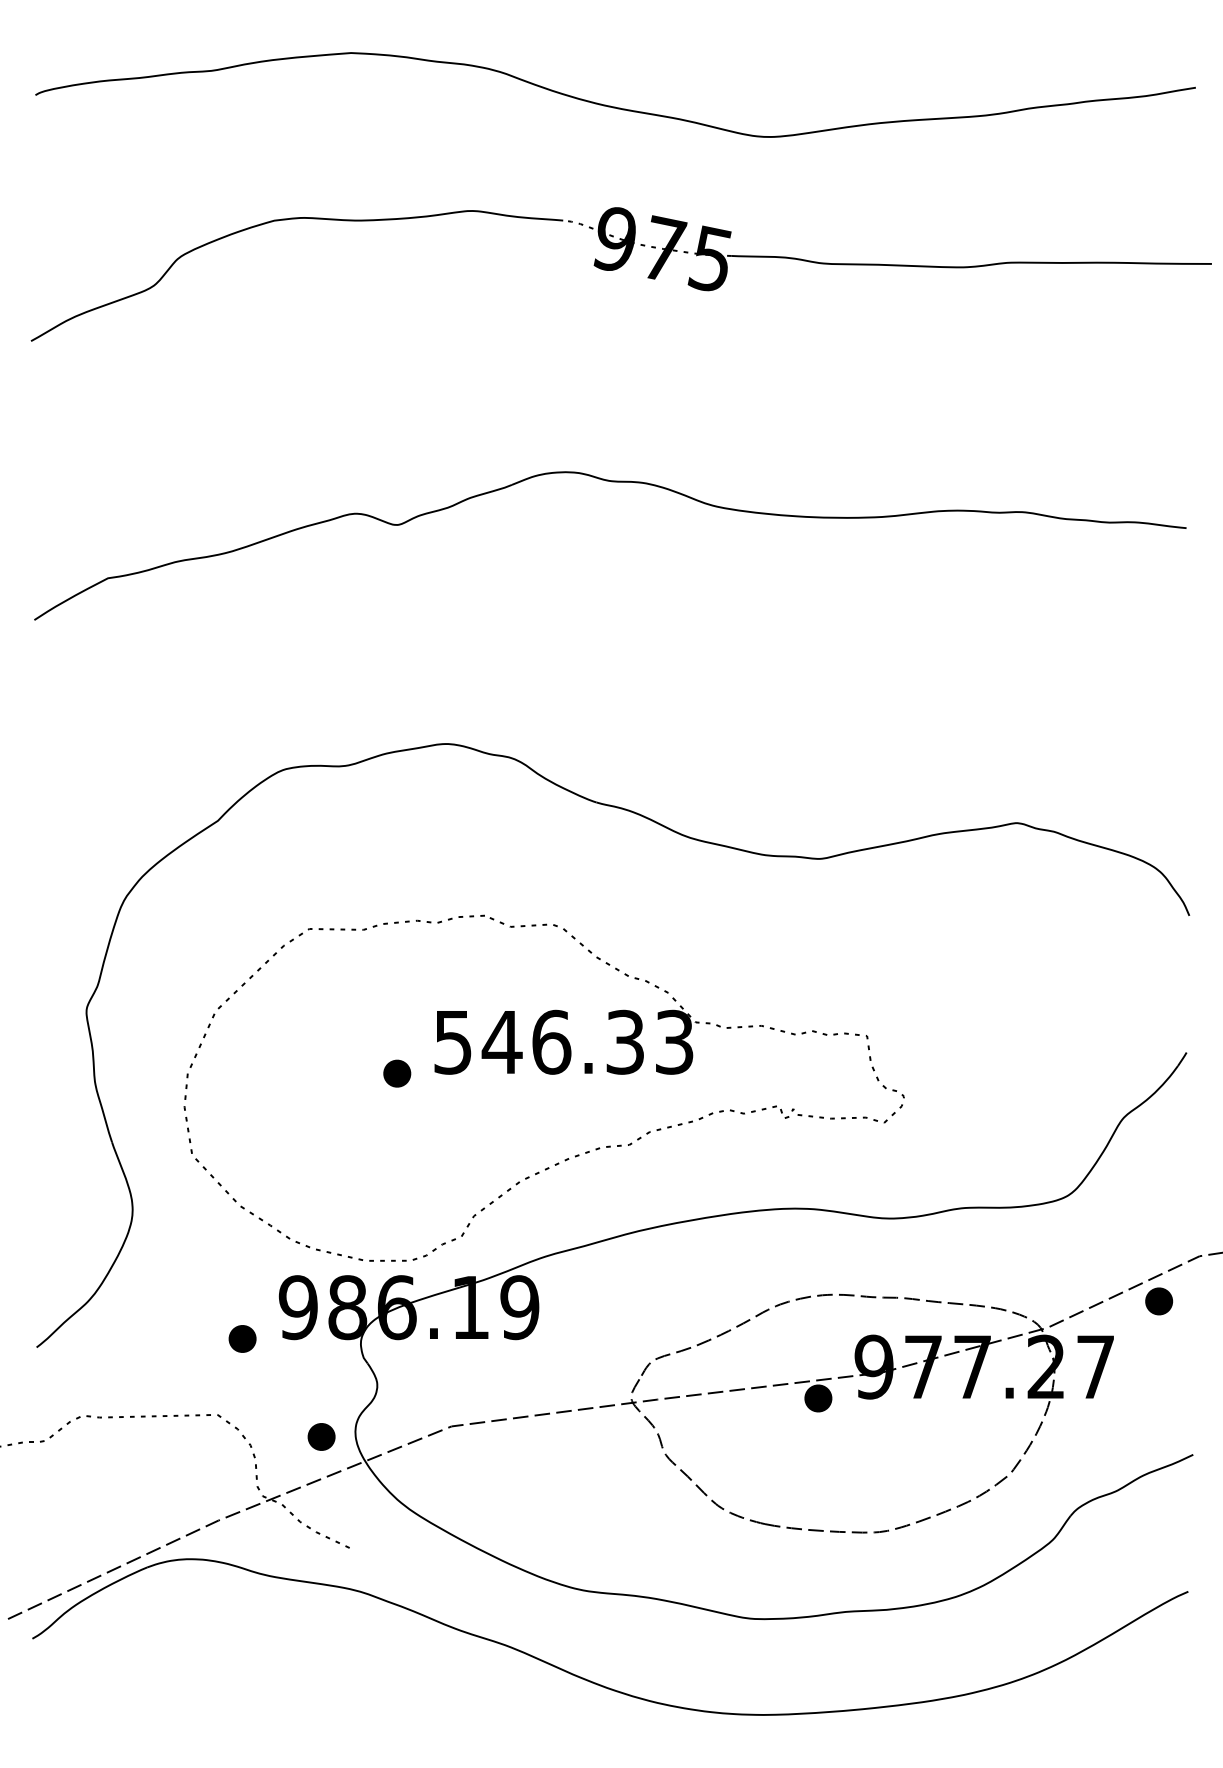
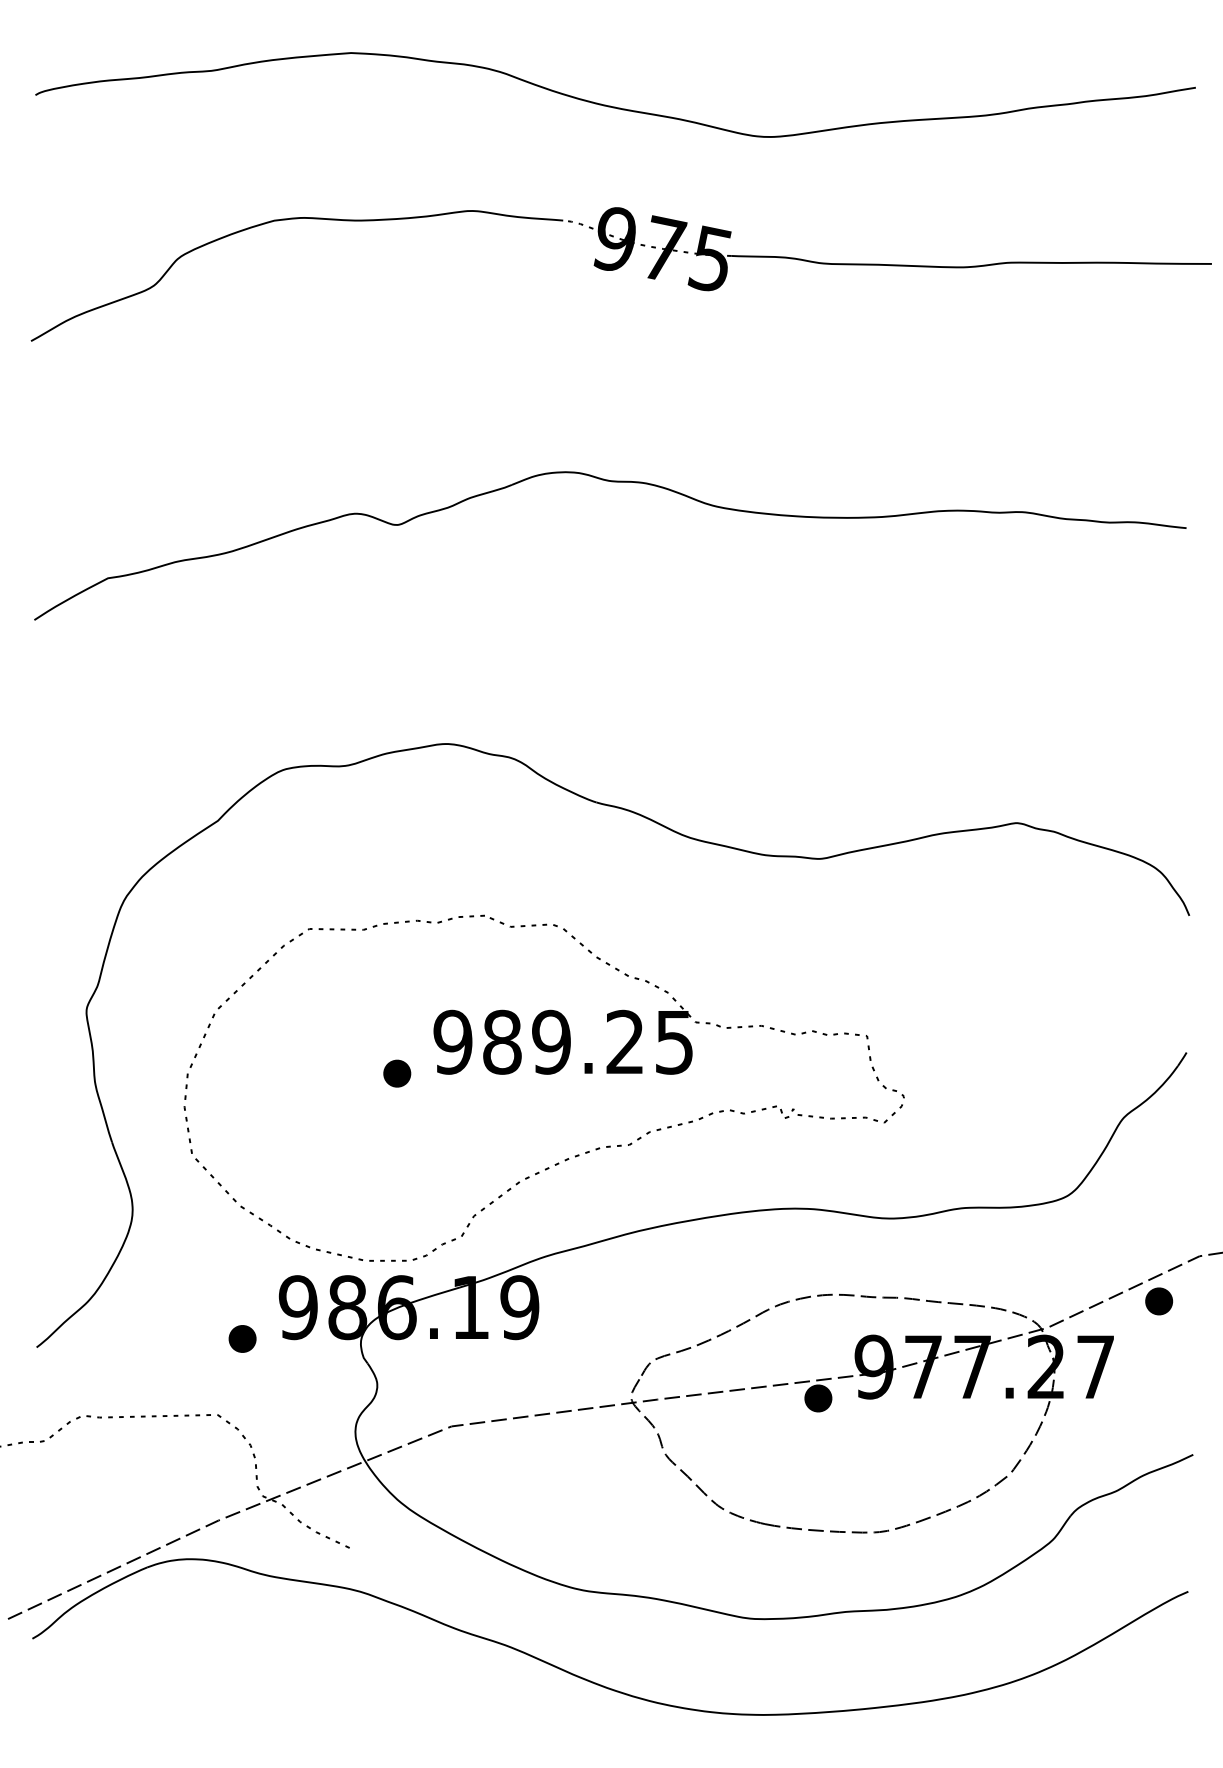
text: 546.33 -> 989.25 (563, 1041)
part: present -> none (321, 1436)
